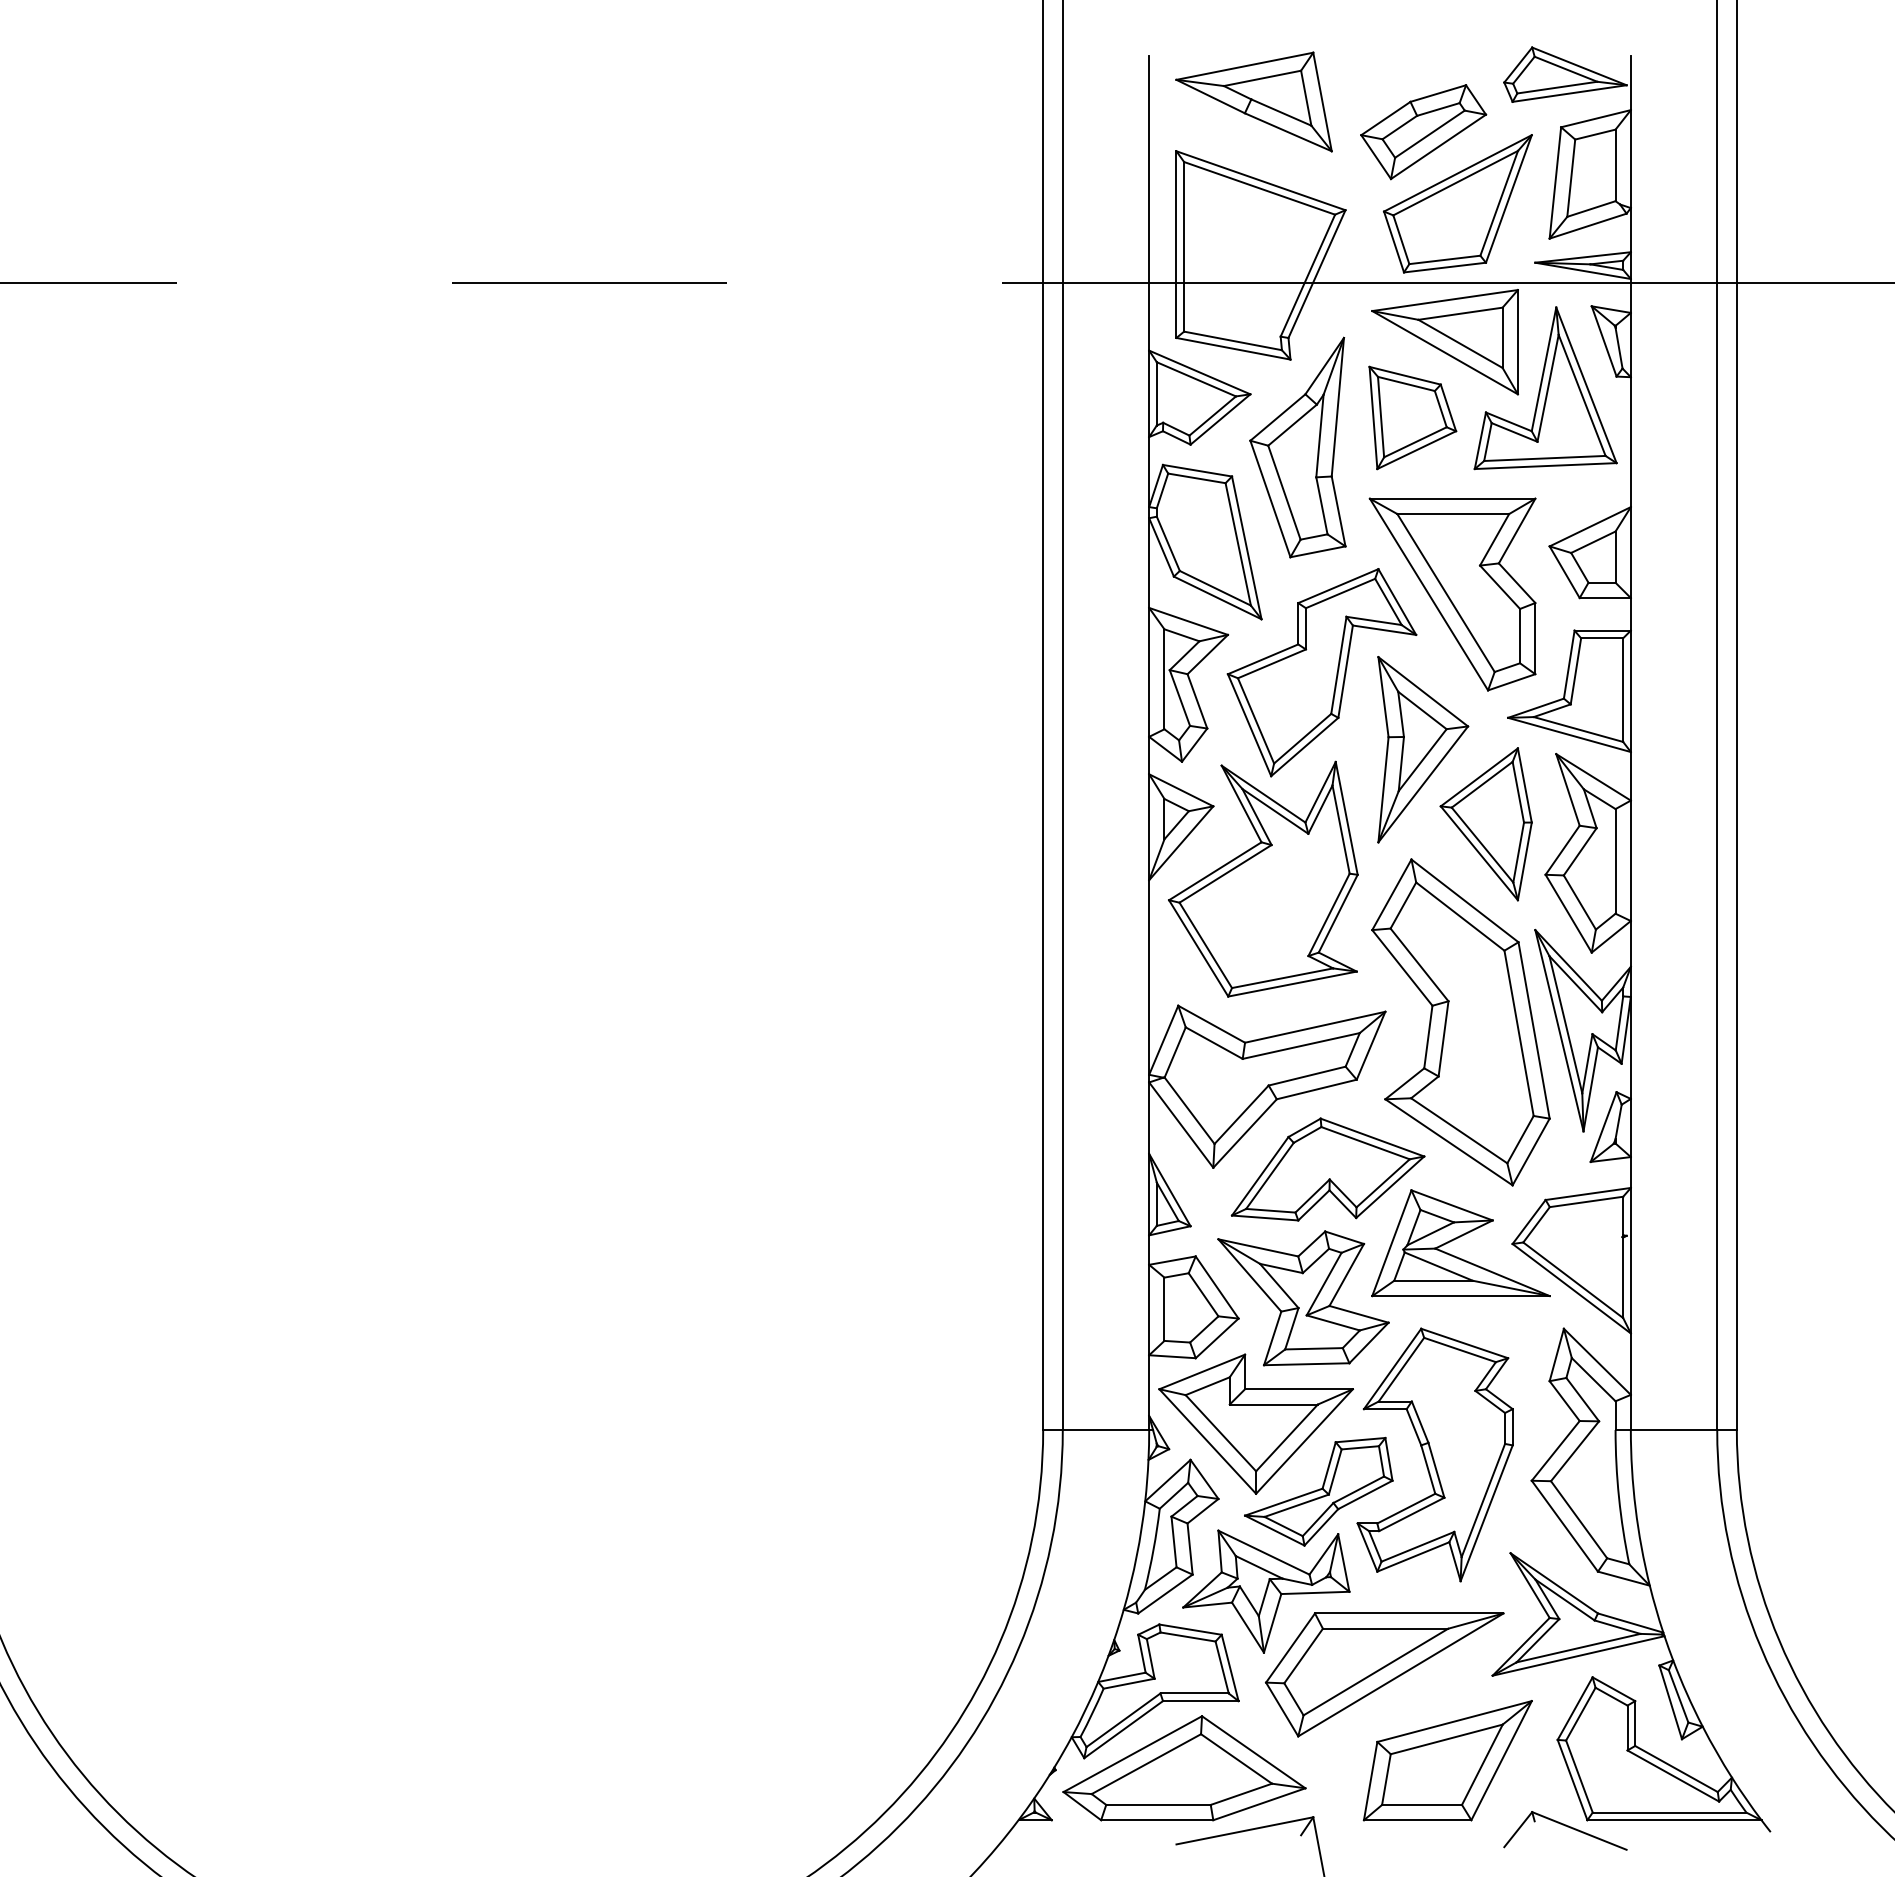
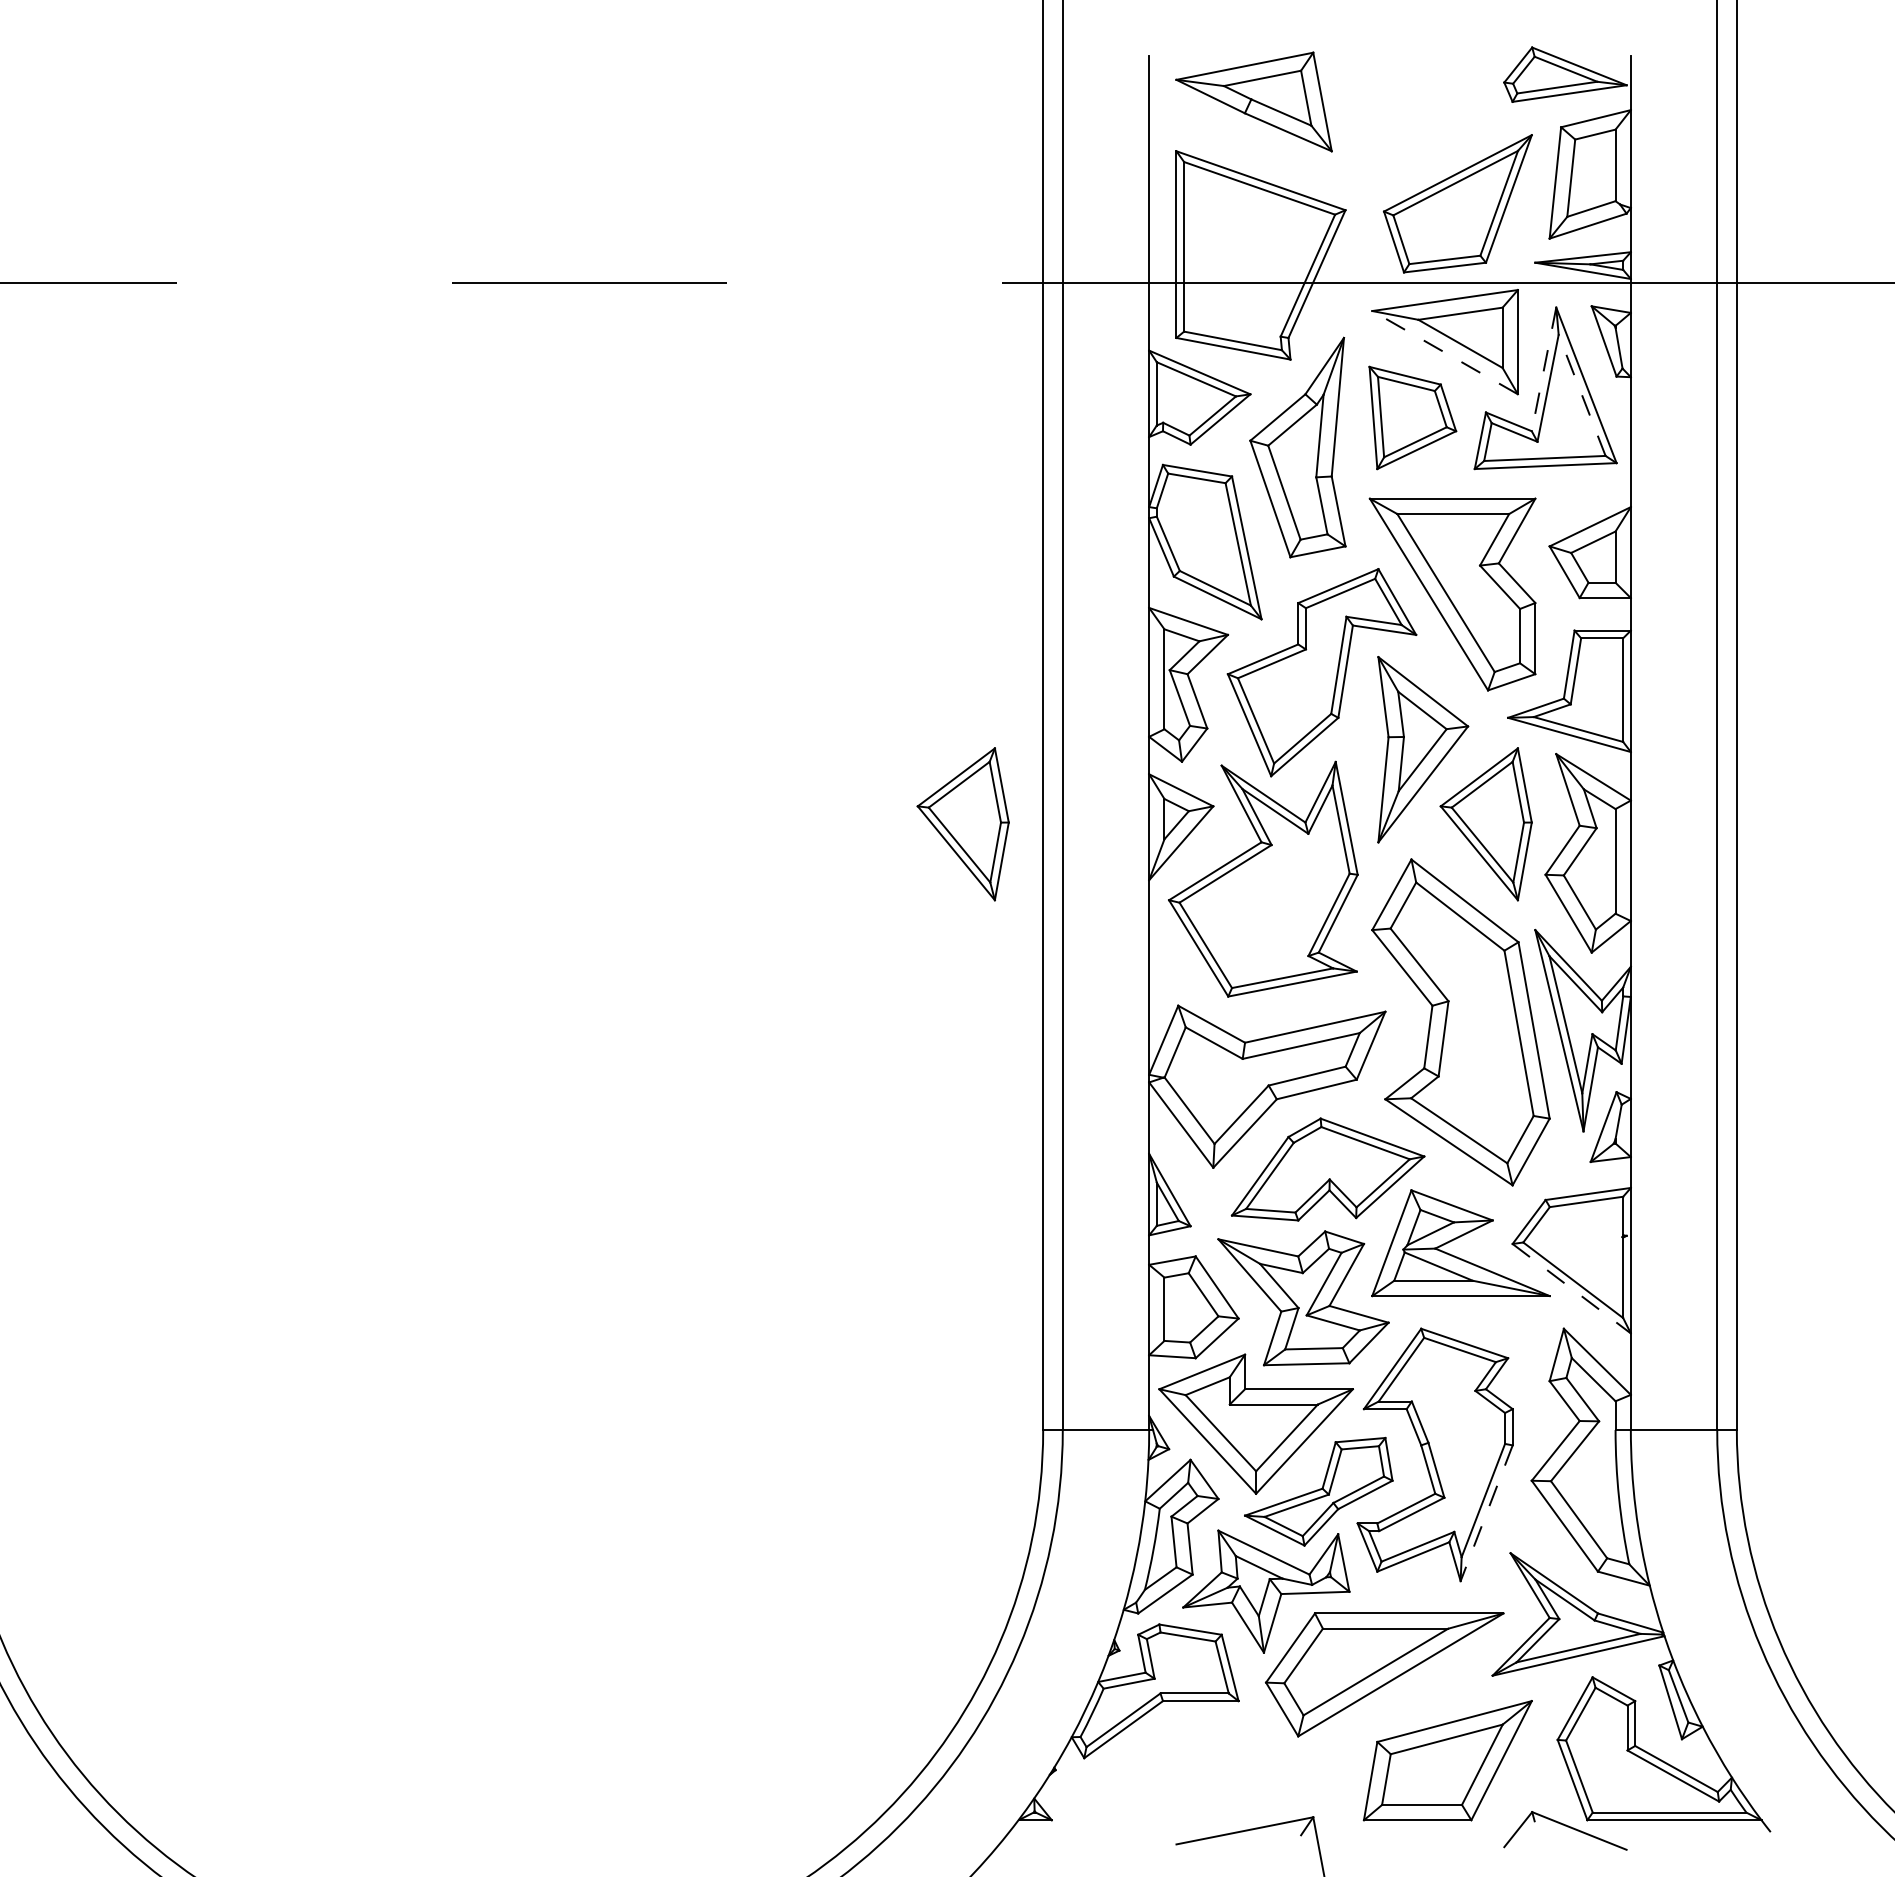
part: present -> none (1423, 132)
line: solid -> dashed (1445, 352)
line: solid -> dashed (1543, 369)
line: solid -> dashed (1582, 395)
part: none -> present (962, 824)
line: solid -> dashed (1572, 1289)
line: solid -> dashed (1486, 1513)
part: present -> none (1184, 1768)
